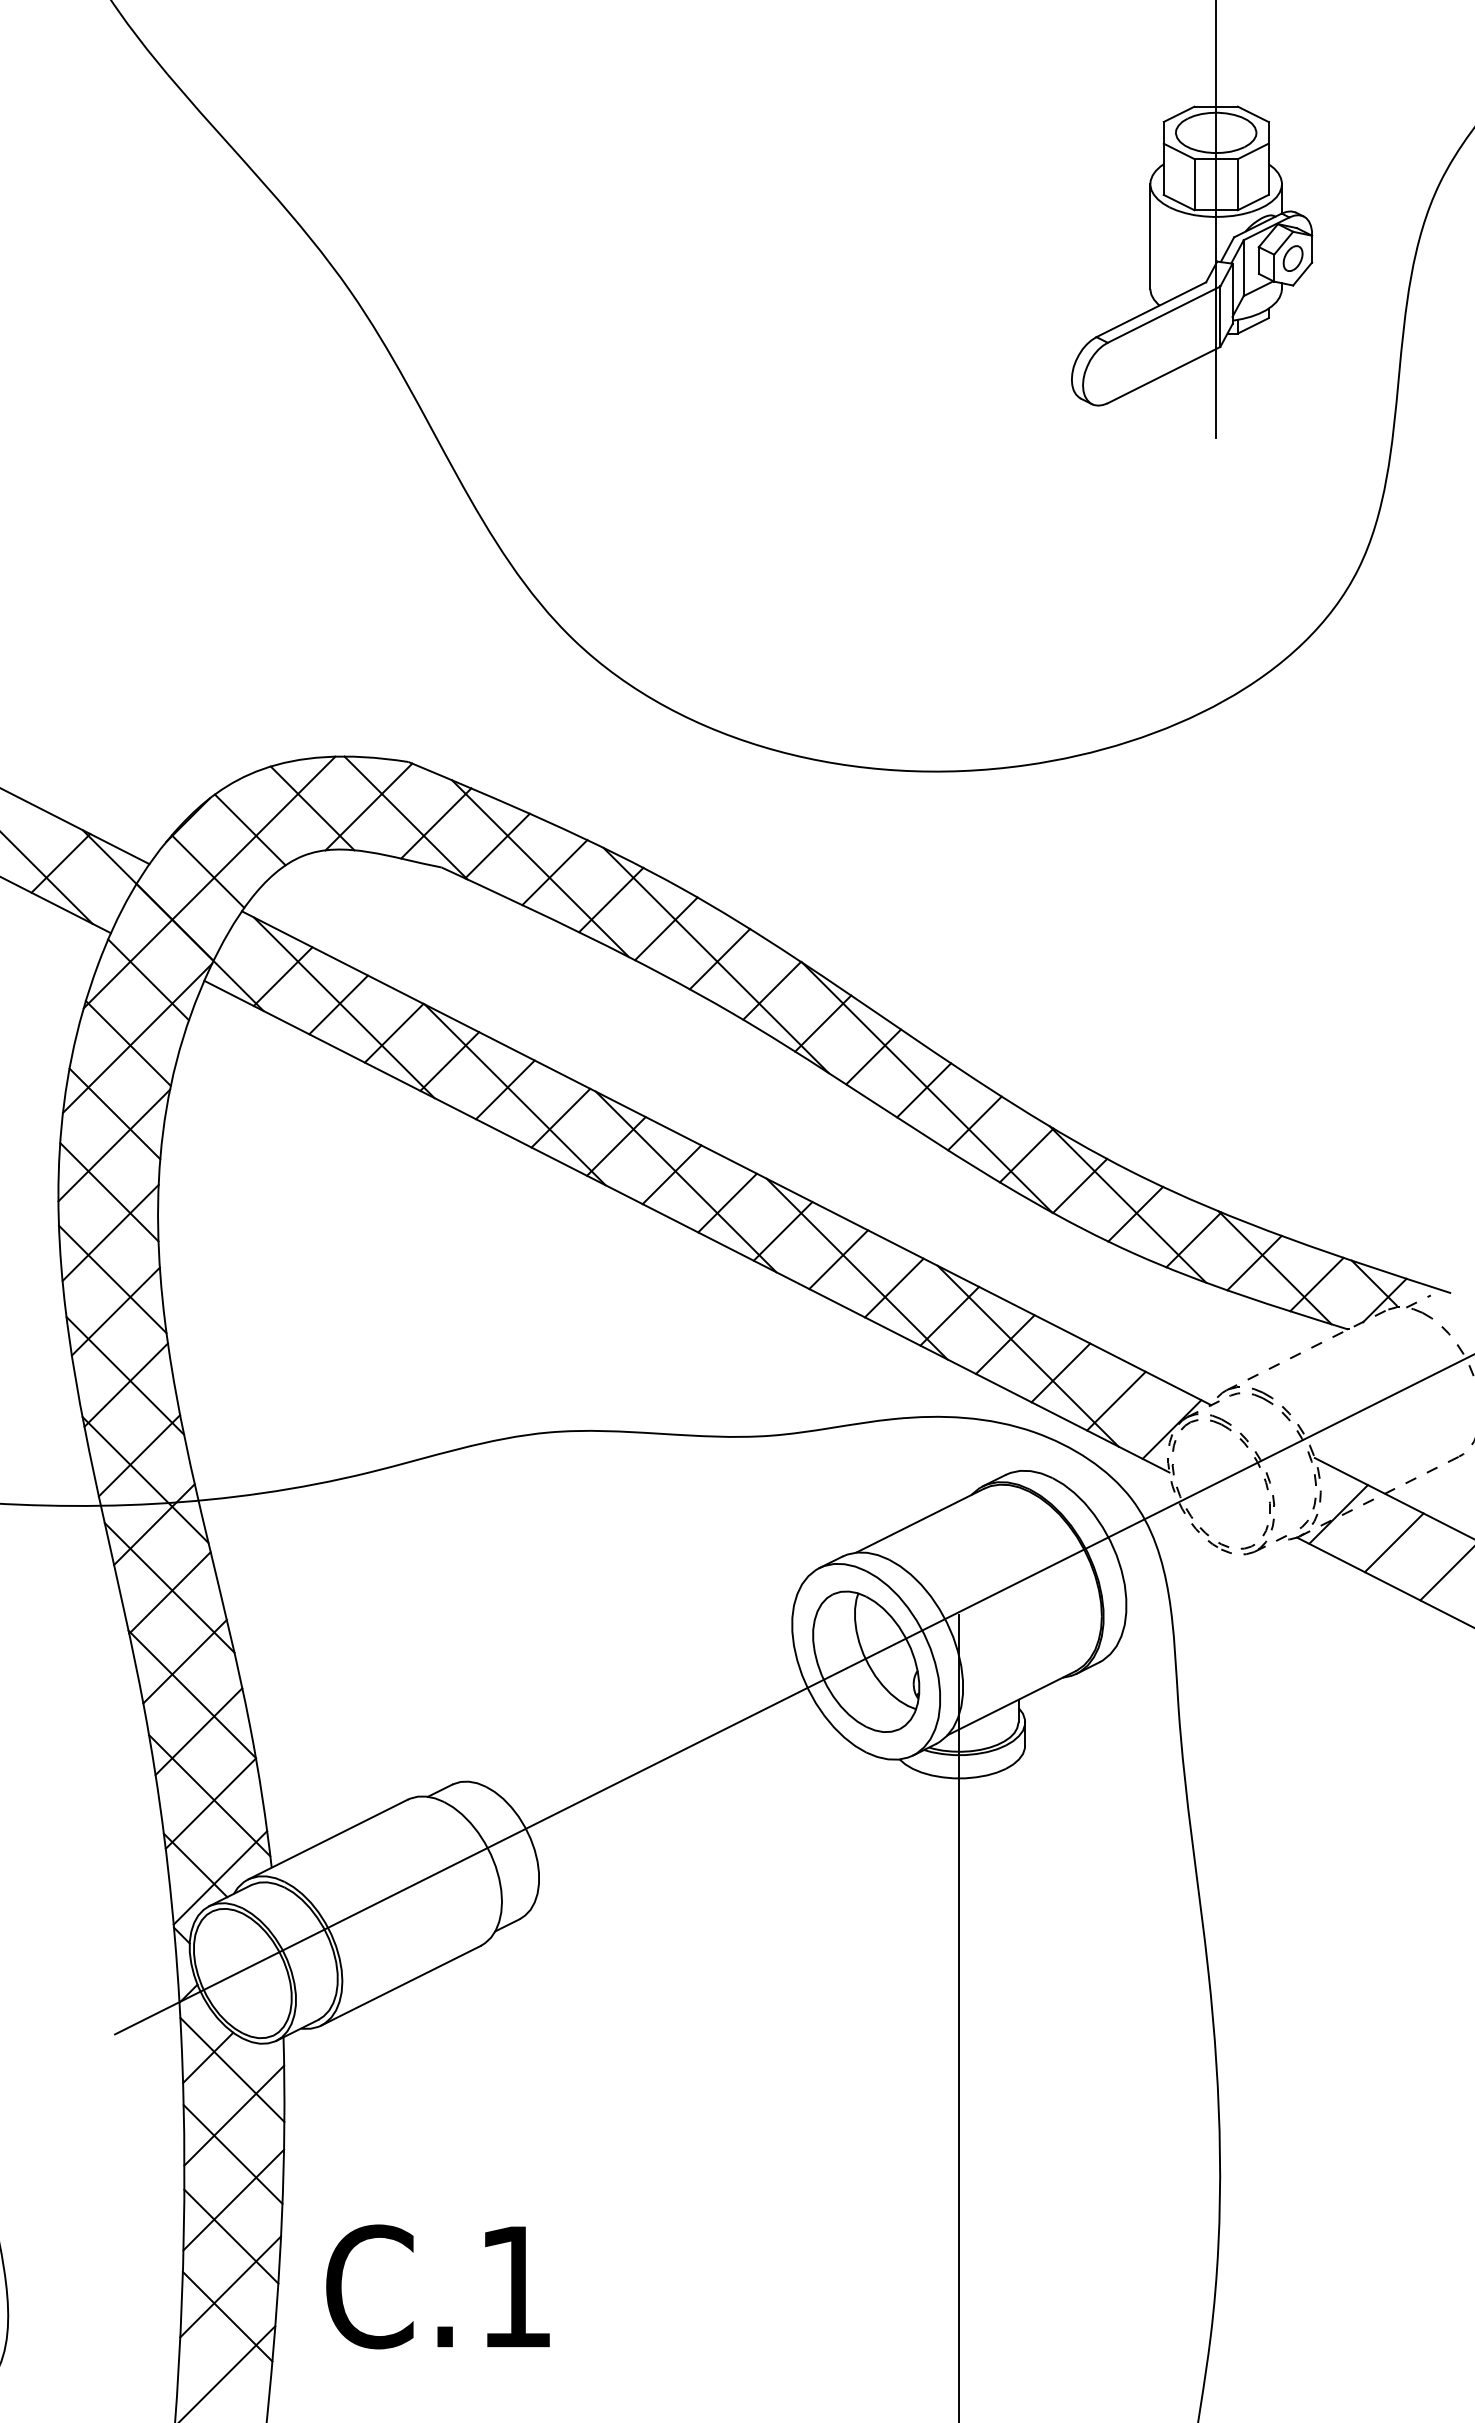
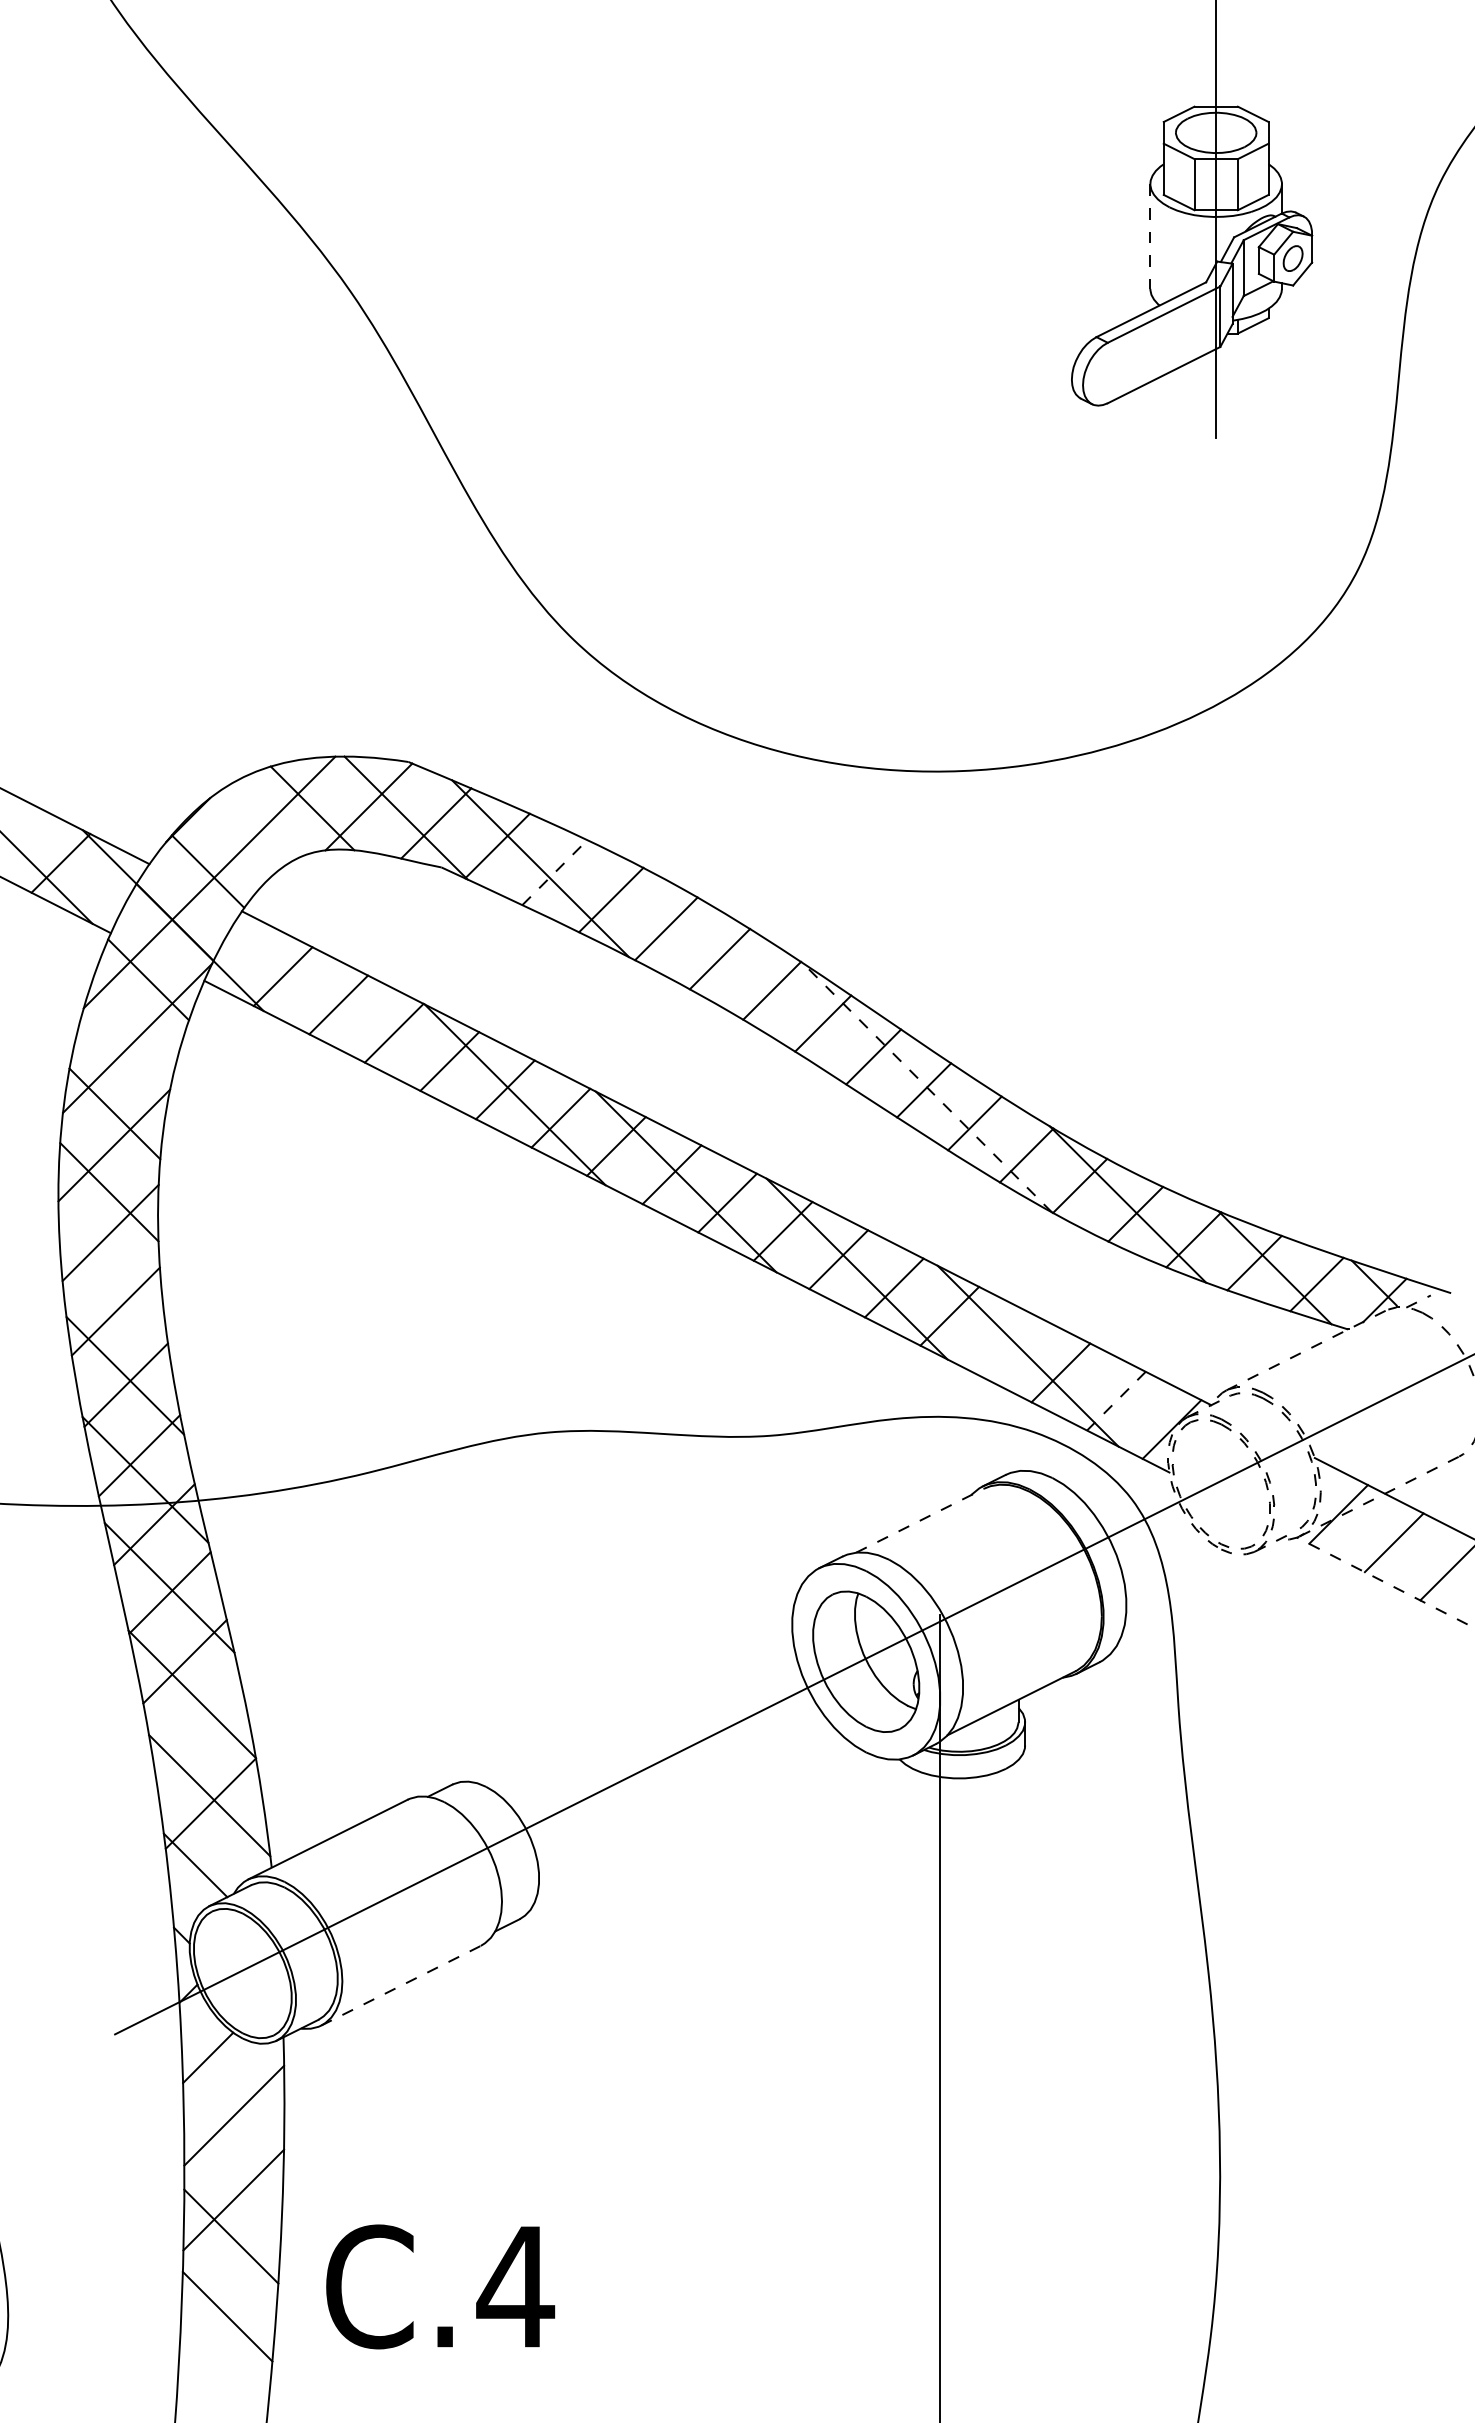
line: solid -> dashed (1150, 237)
line: present -> none (249, 829)
line: solid -> dashed (554, 872)
line: present -> none (715, 960)
line: present -> none (343, 1007)
line: present -> none (127, 1043)
line: solid -> dashed (927, 1087)
line: present -> none (112, 1279)
line: present -> none (1005, 1344)
line: solid -> dashed (1116, 1401)
line: solid -> dashed (920, 1520)
line: solid -> dashed (1385, 1582)
line: present -> none (198, 1731)
line: present -> none (220, 1877)
line: solid -> dashed (401, 1985)
line position: (959, 2017) -> (940, 2017) (940, 2017)
line: present -> none (232, 2069)
line: present -> none (232, 2154)
line: present -> none (230, 2286)
text: C.1 -> C.4 (515, 2286)
line: present -> none (228, 2372)
